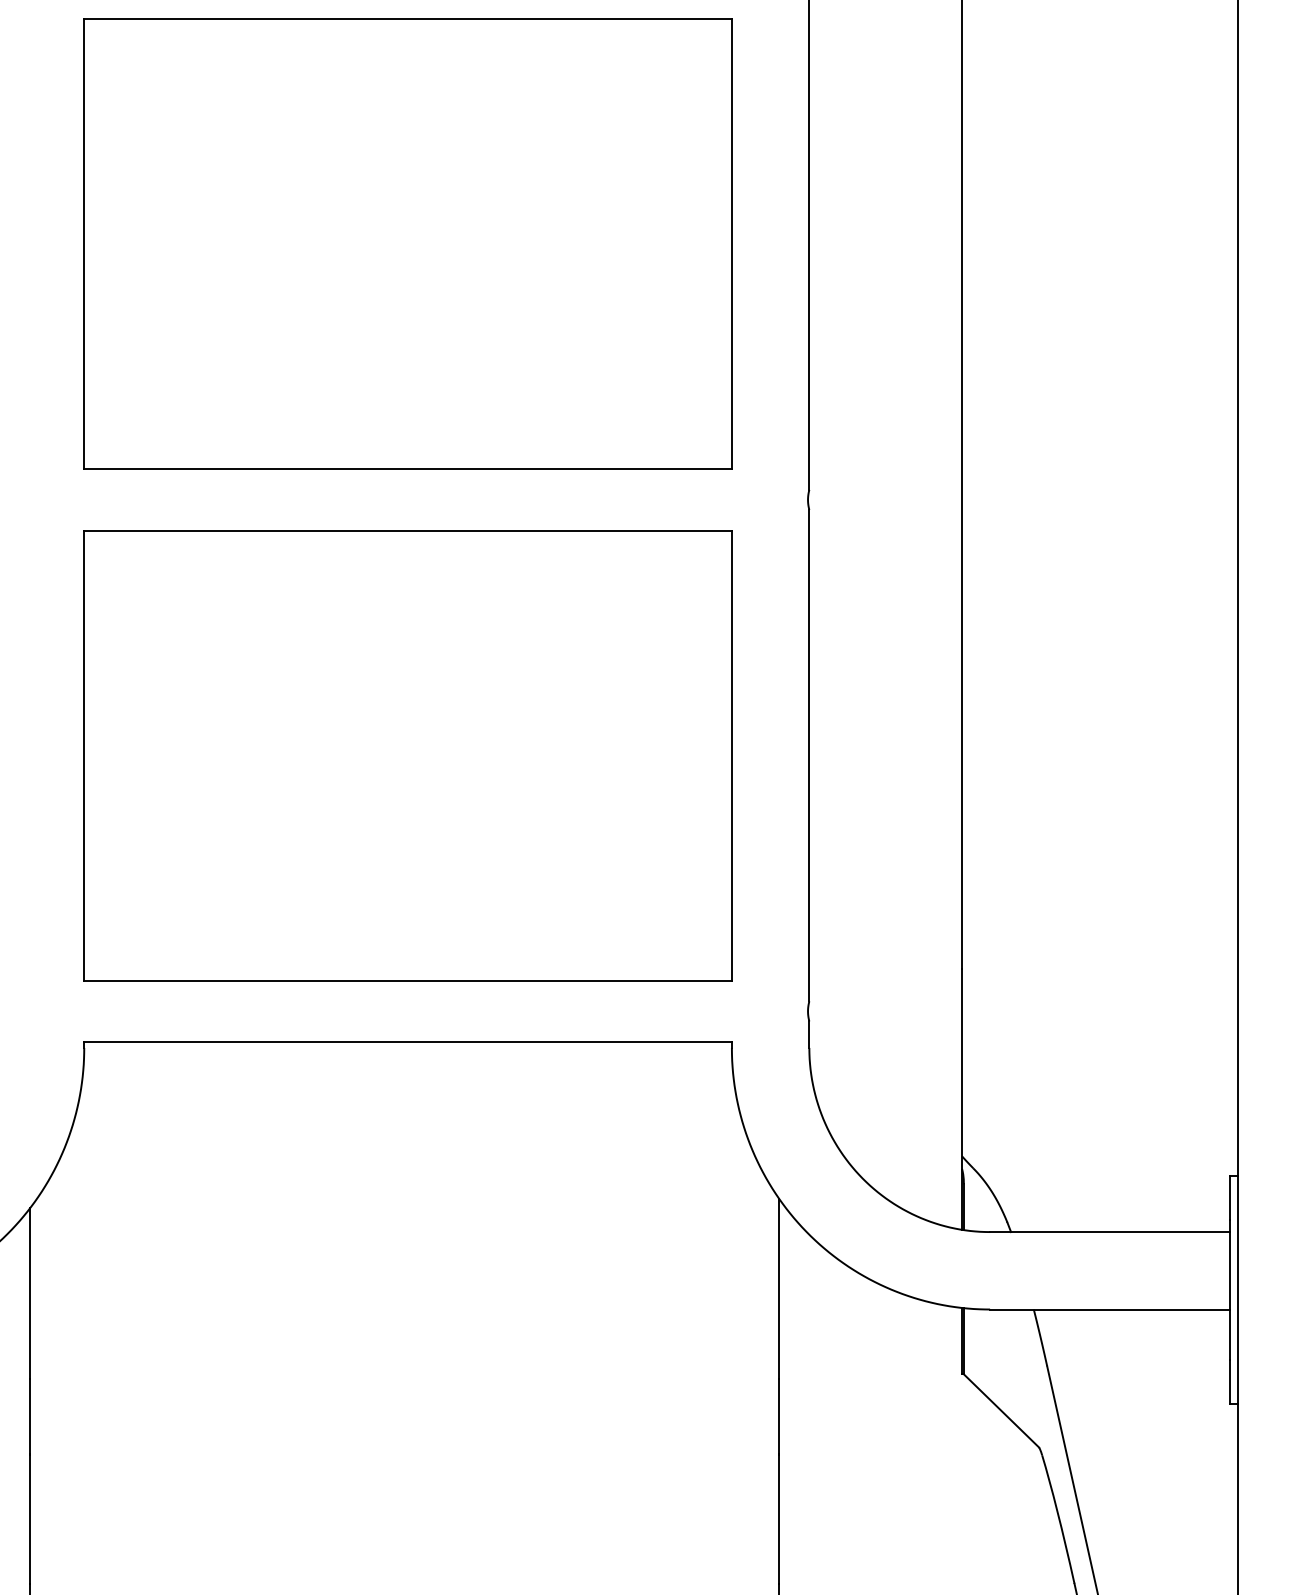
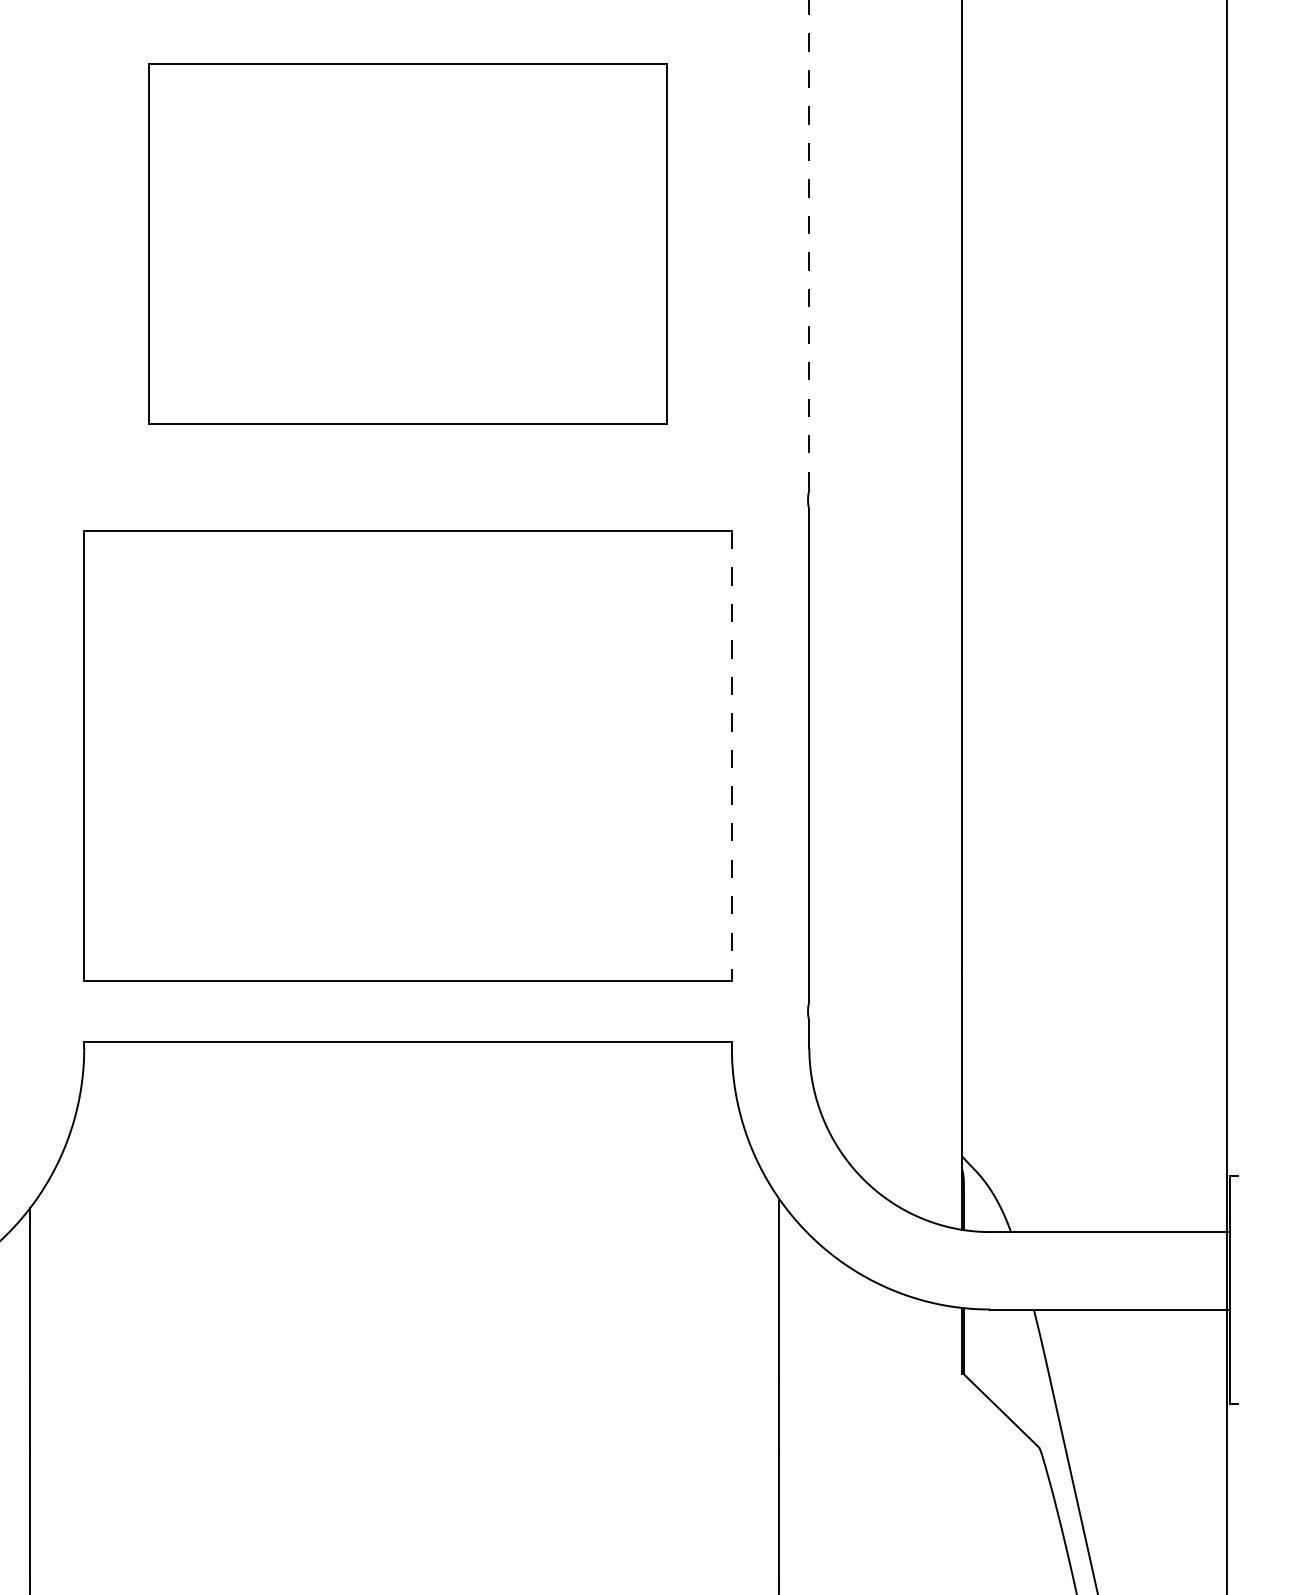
part size: 650x452 px -> 520x362 px (407, 243)
line: solid -> dashed (809, 245)
line: solid -> dashed (731, 755)
line position: (1237, 796) -> (1226, 796) (1226, 796)
